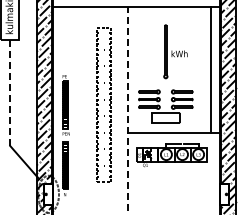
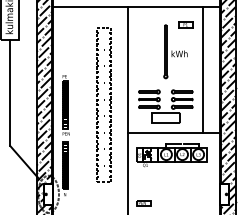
part: none -> present (185, 24)
line position: (211, 69) -> (203, 69) (203, 69)
line: dashed -> solid (10, 92)
line: dashed -> solid (128, 111)
part: none -> present (143, 203)
